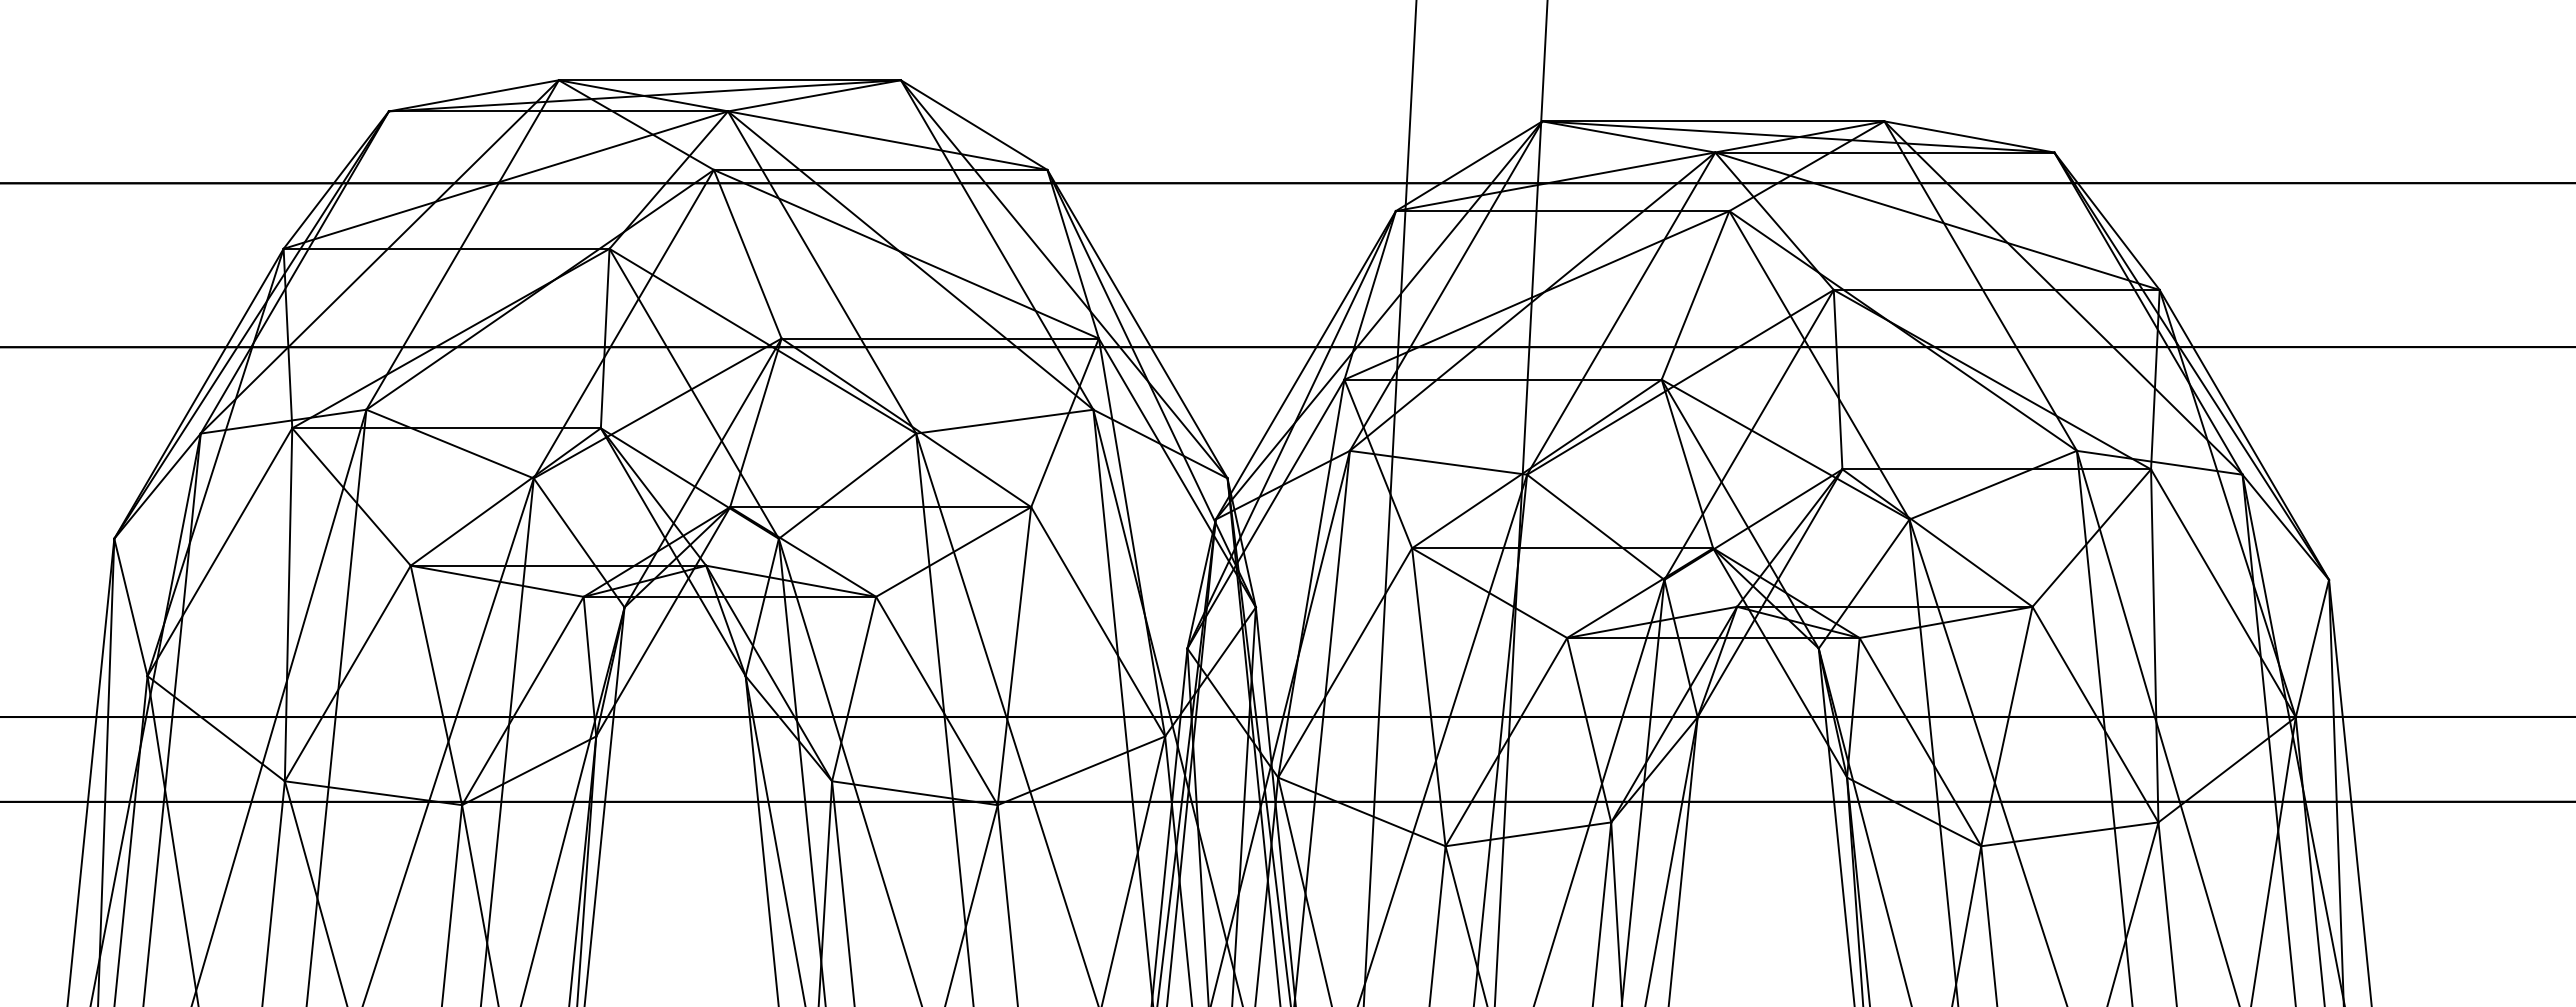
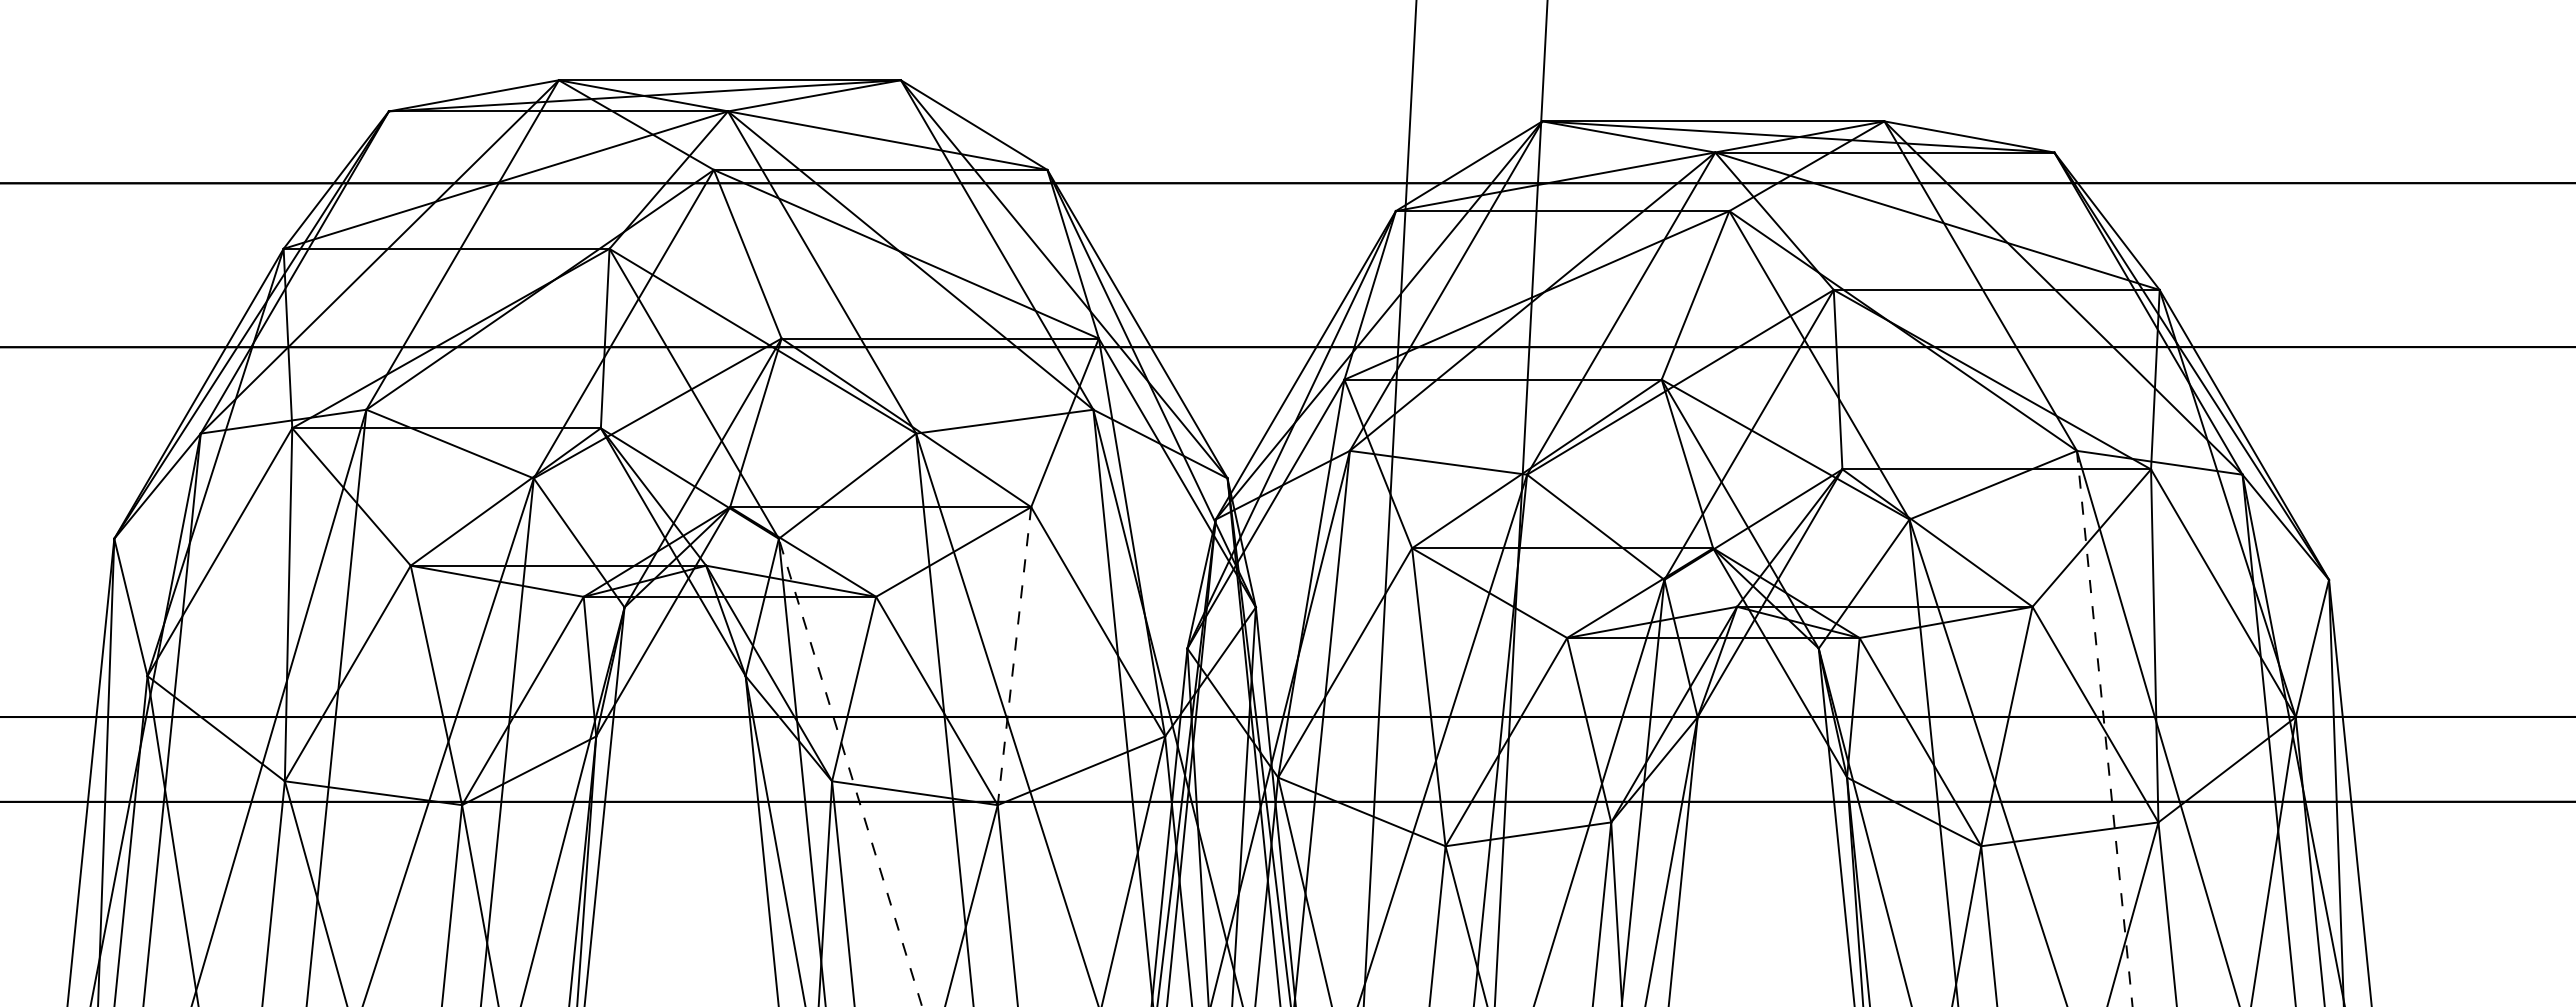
line: solid -> dashed (1014, 656)
line: solid -> dashed (2104, 728)
line: solid -> dashed (850, 771)
